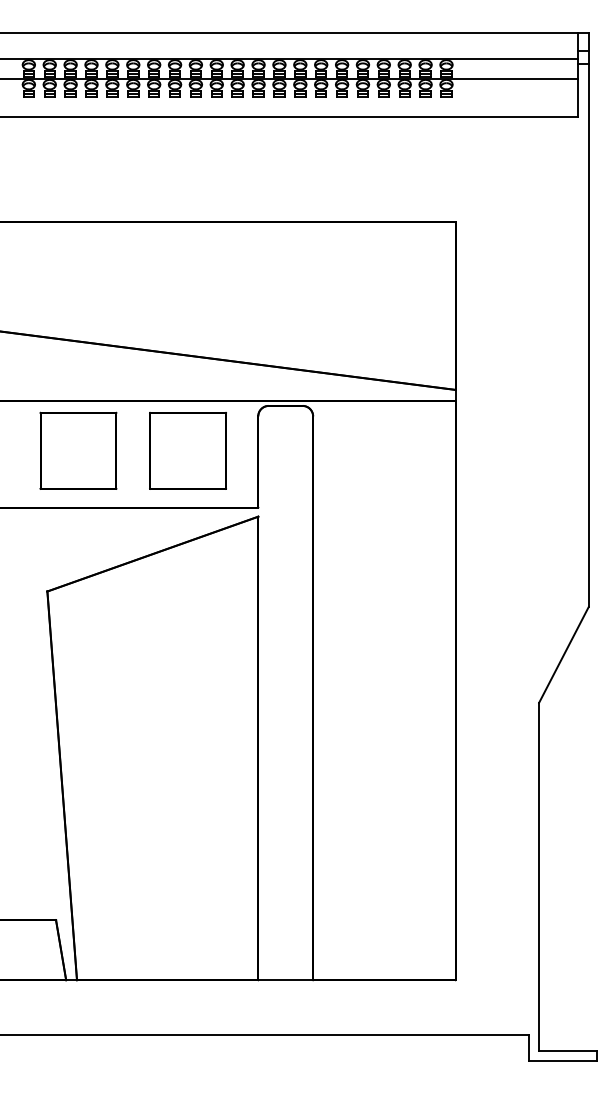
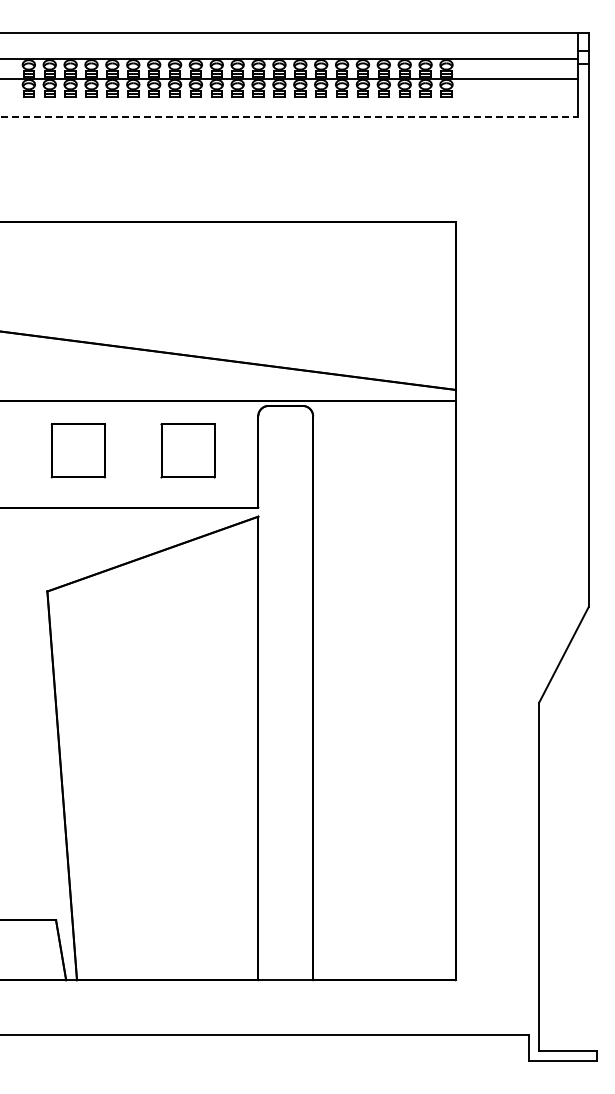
line: solid -> dashed (289, 116)
part size: 79x79 px -> 57x56 px (78, 450)
part size: 78x78 px -> 56x56 px (187, 450)
